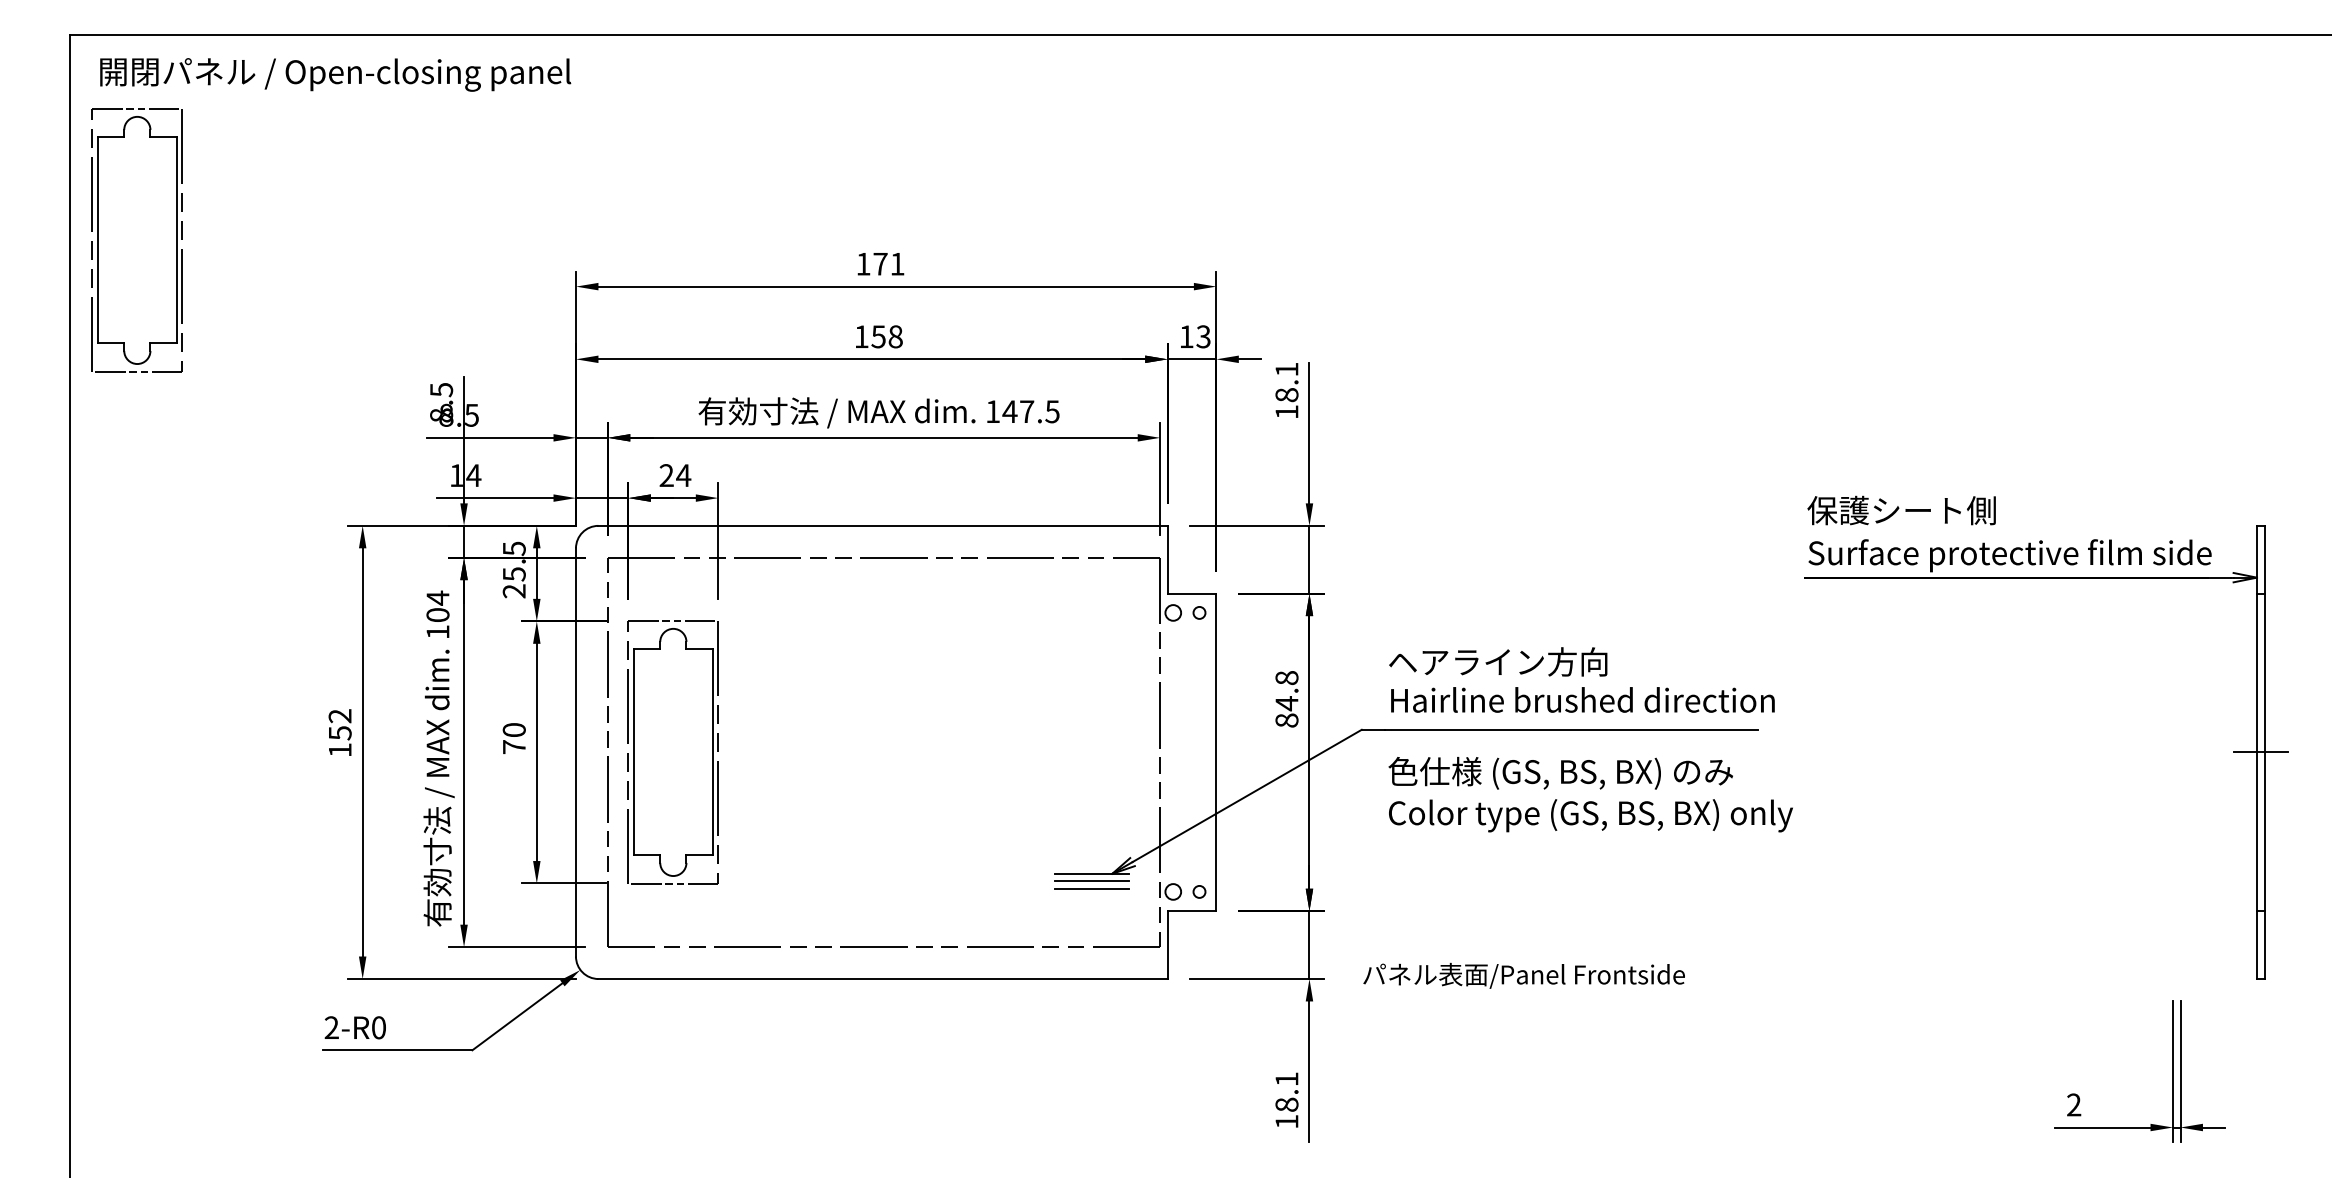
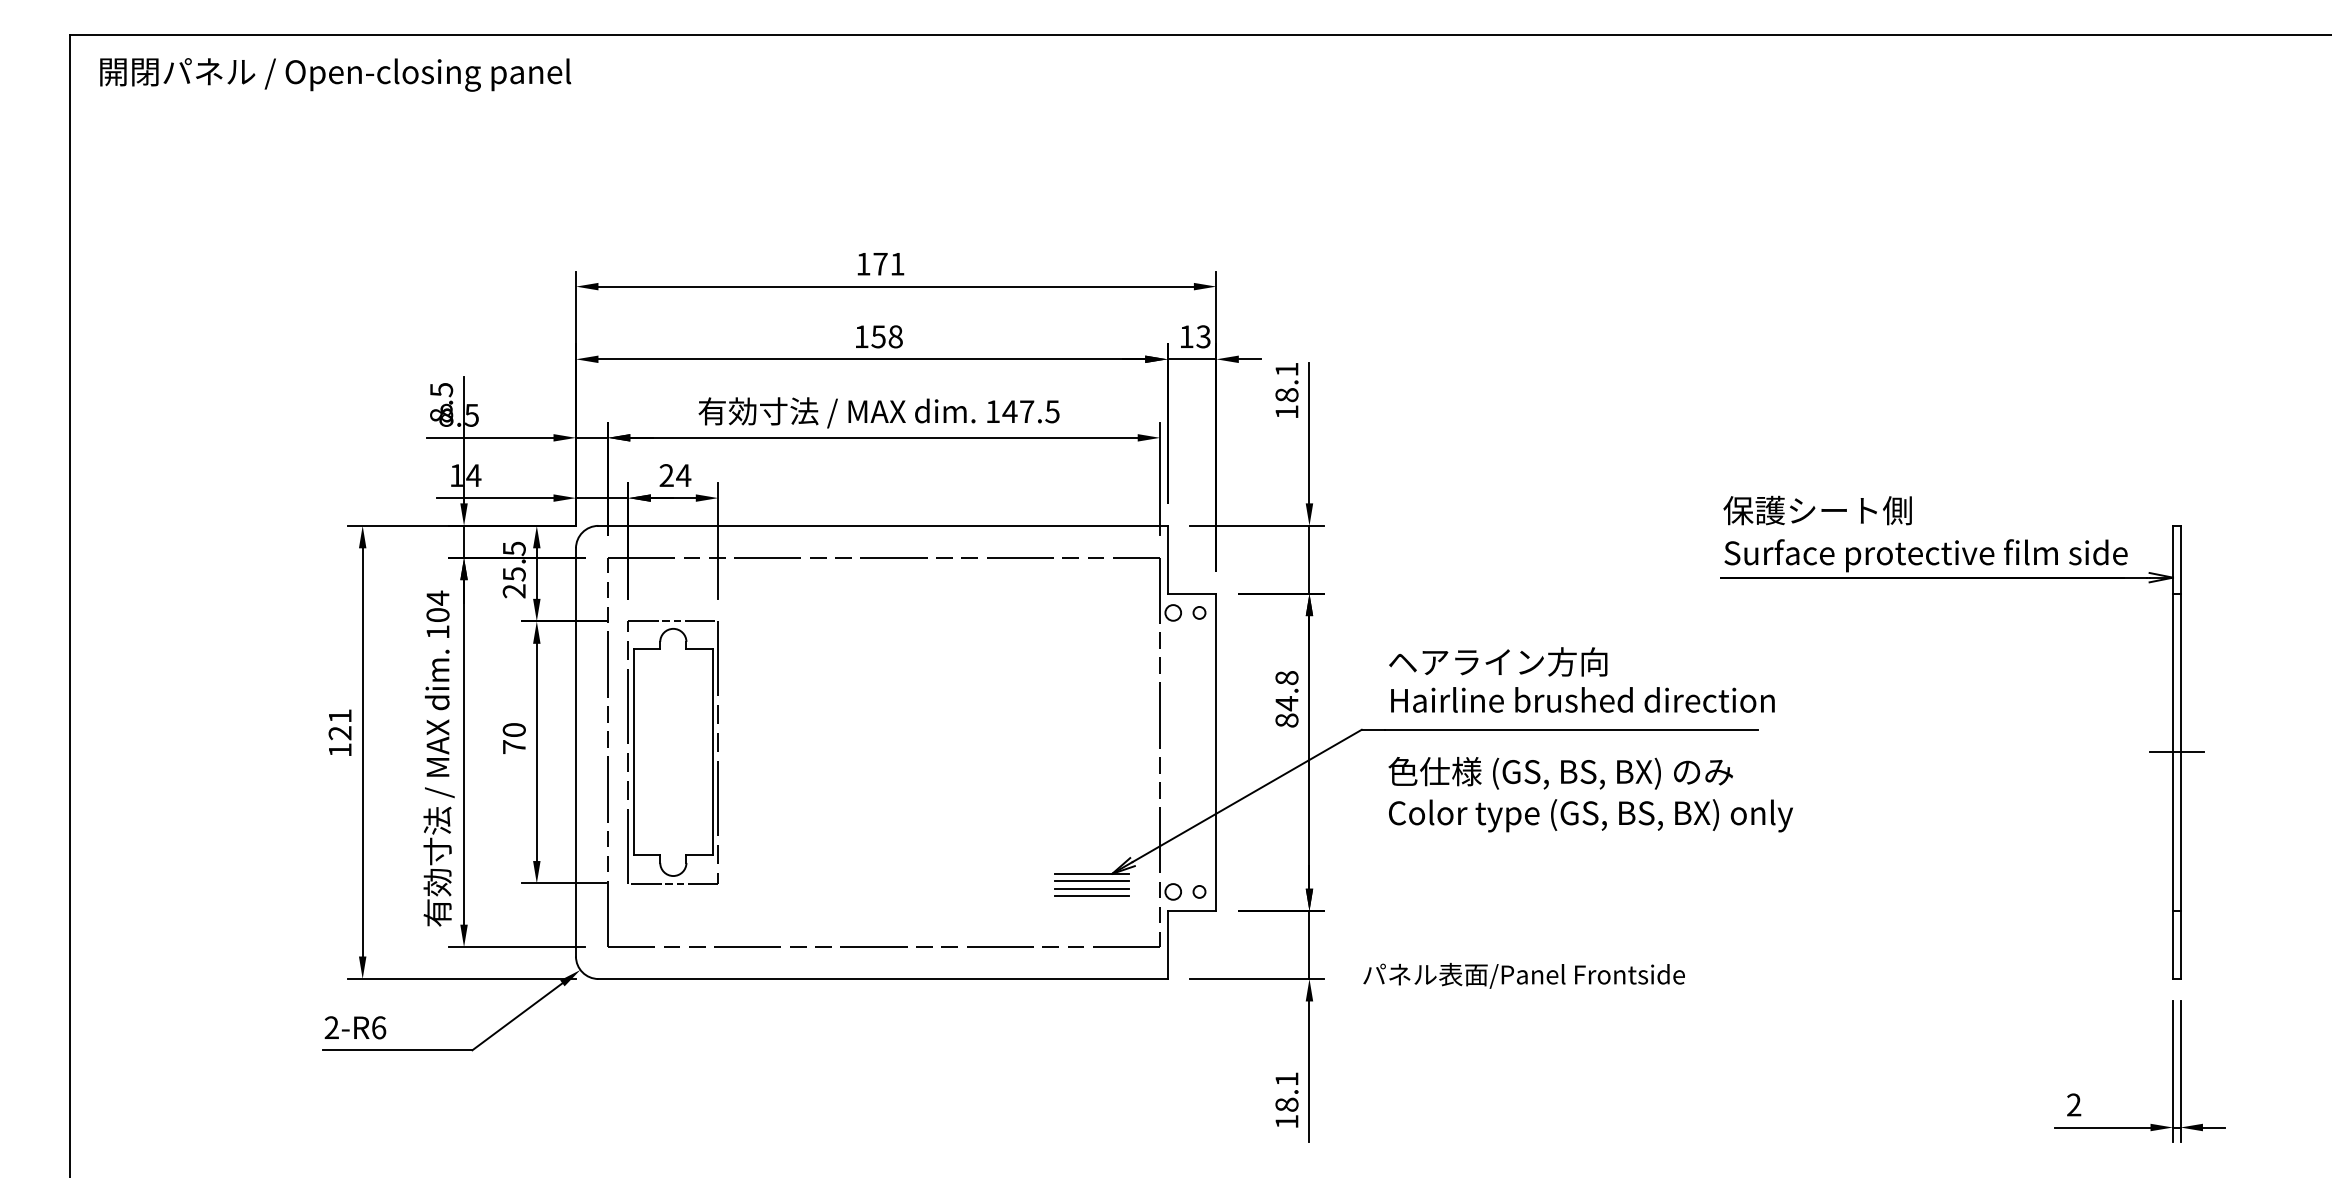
part: present -> none (136, 240)
part position: (2046, 578) -> (1962, 578) (1962, 578)
text: 152 -> 121 (339, 724)
line: none -> present (1091, 896)
text: 2-R0 -> 2-R6 (379, 1027)
